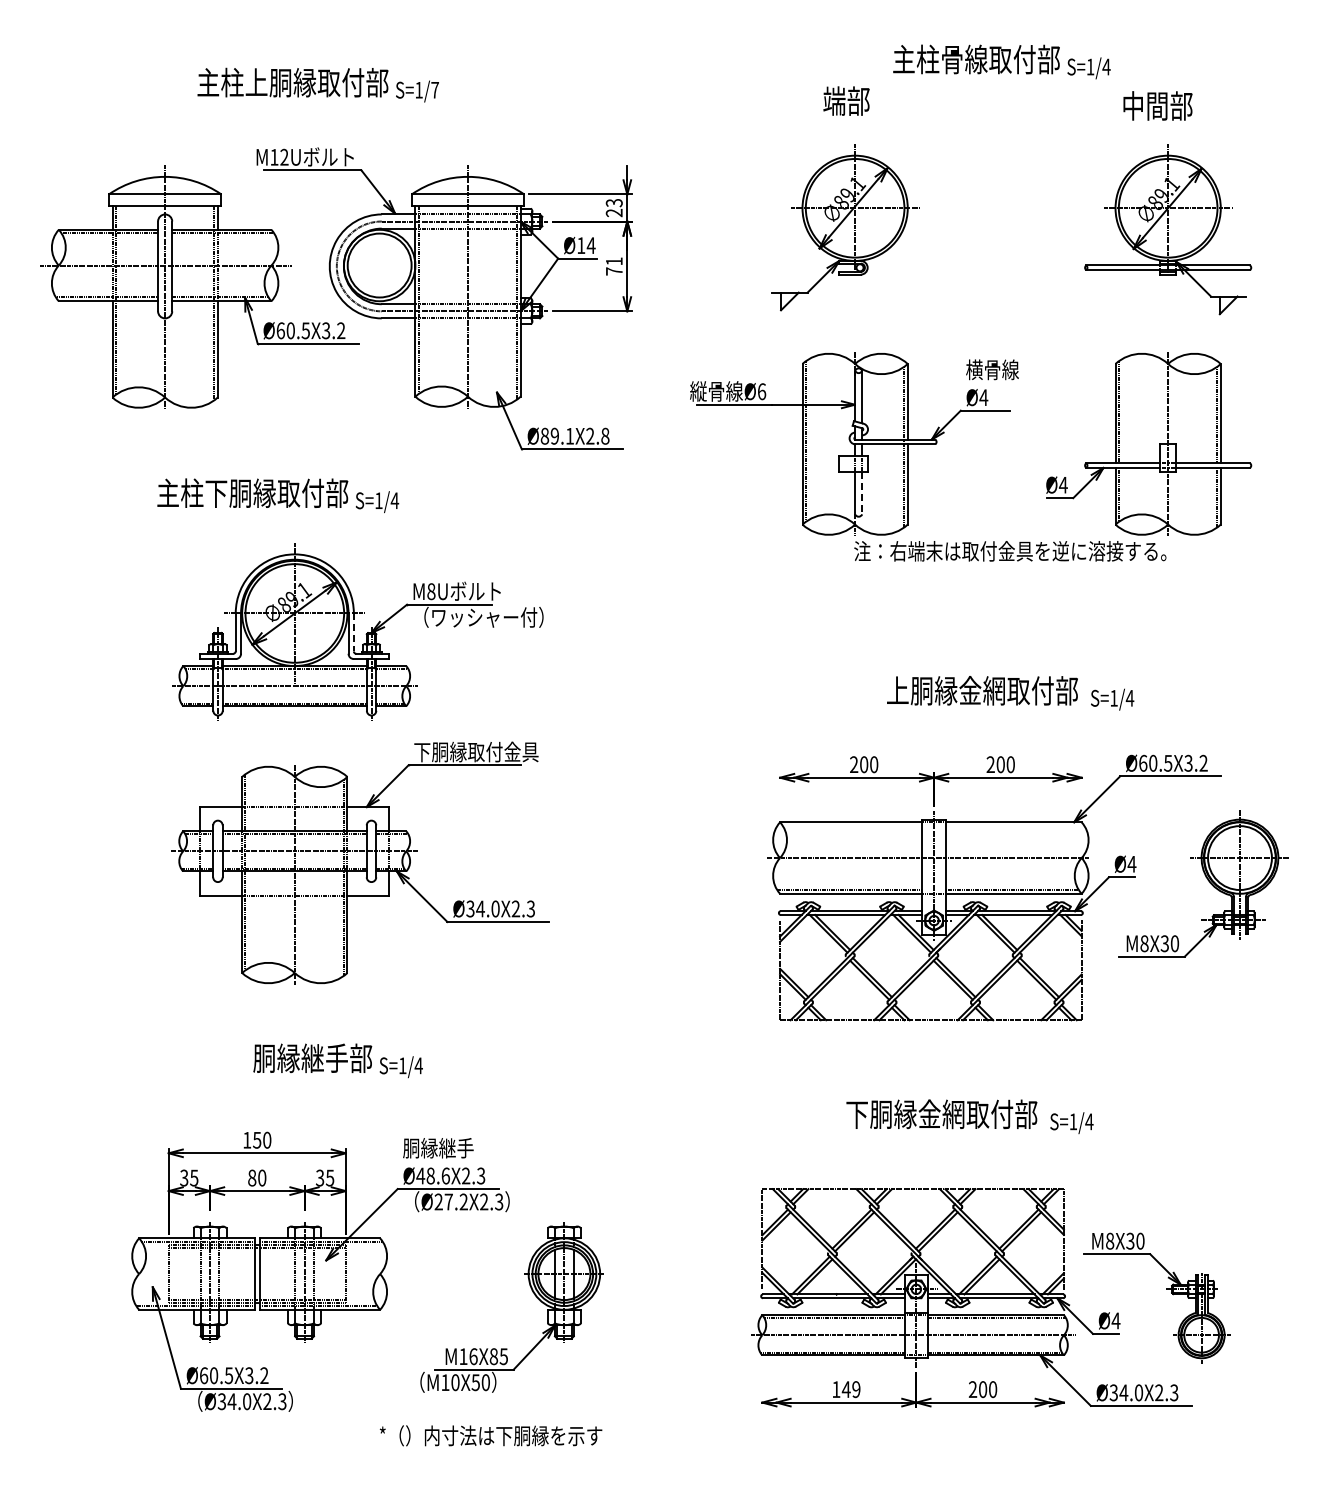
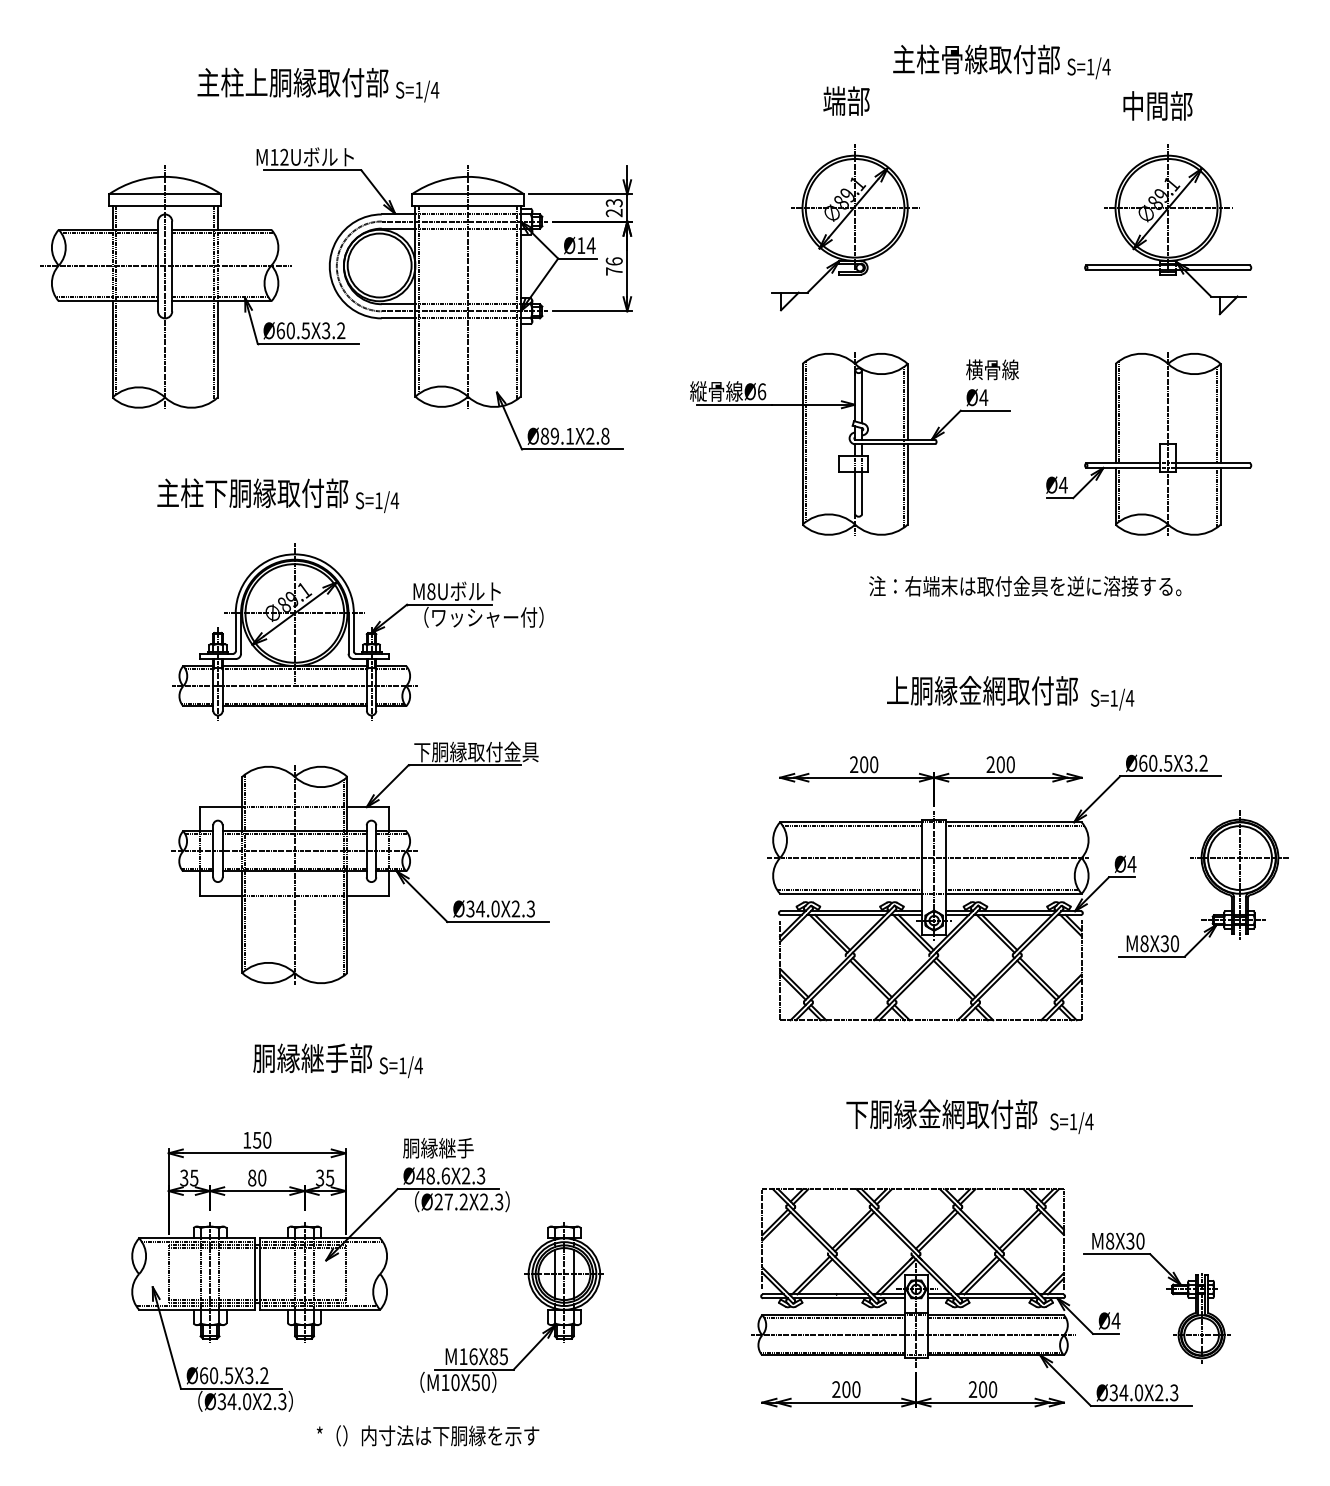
text: S=1/7 -> S=1/4 (434, 90)
text: 71 -> 76 (613, 261)
line: dashed -> solid (862, 493)
text position: (1010, 551) -> (1025, 586) (1025, 586)
line: dashed -> solid (353, 632)
line: none -> present (852, 826)
line: none -> present (1014, 826)
text: 149 -> 200 (846, 1389)
text position: (490, 1435) -> (427, 1435) (427, 1435)
